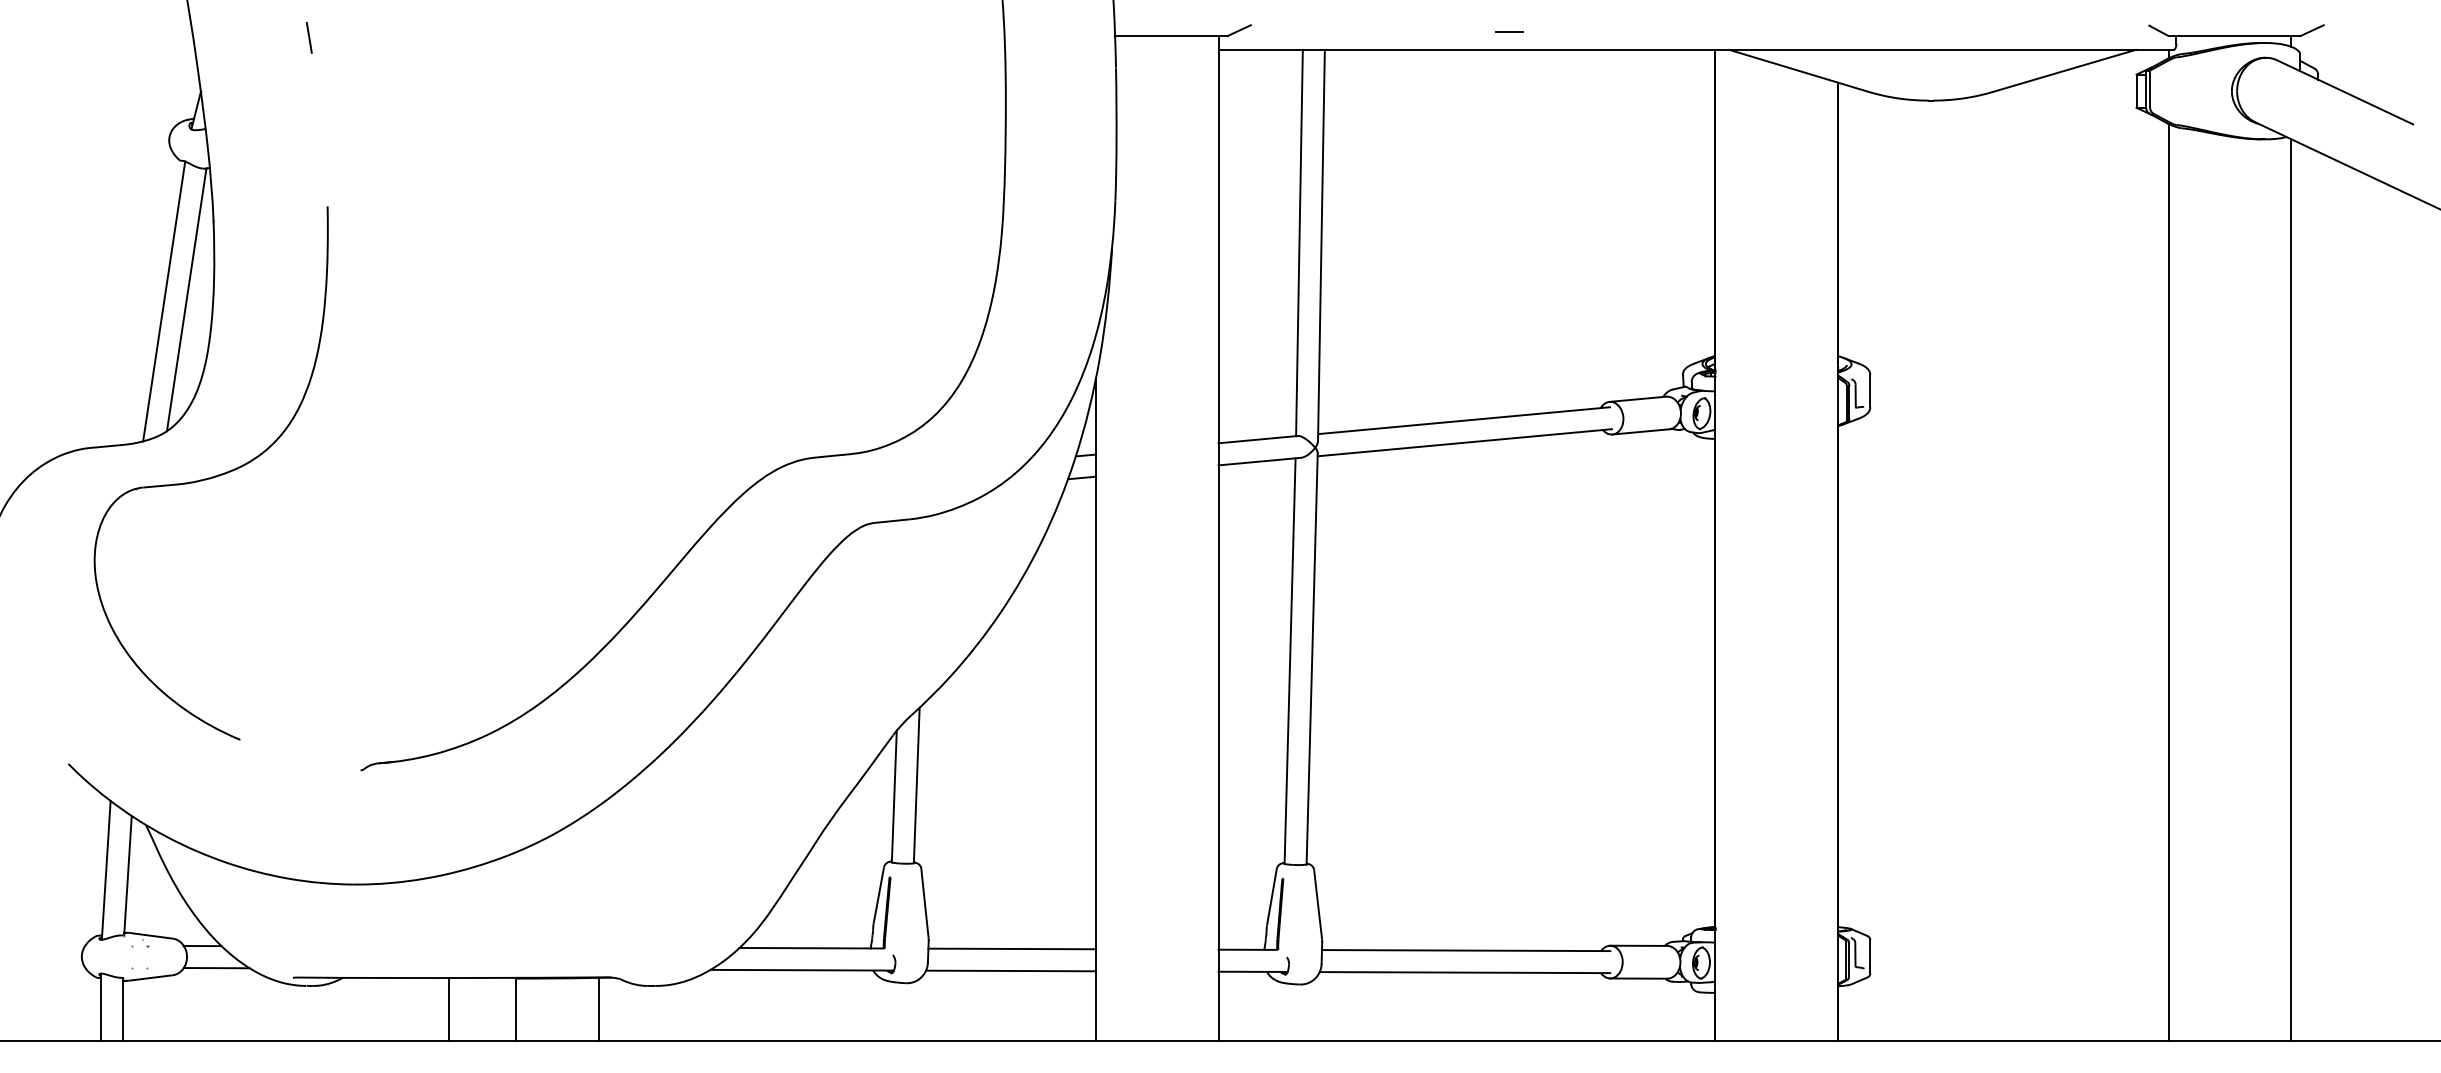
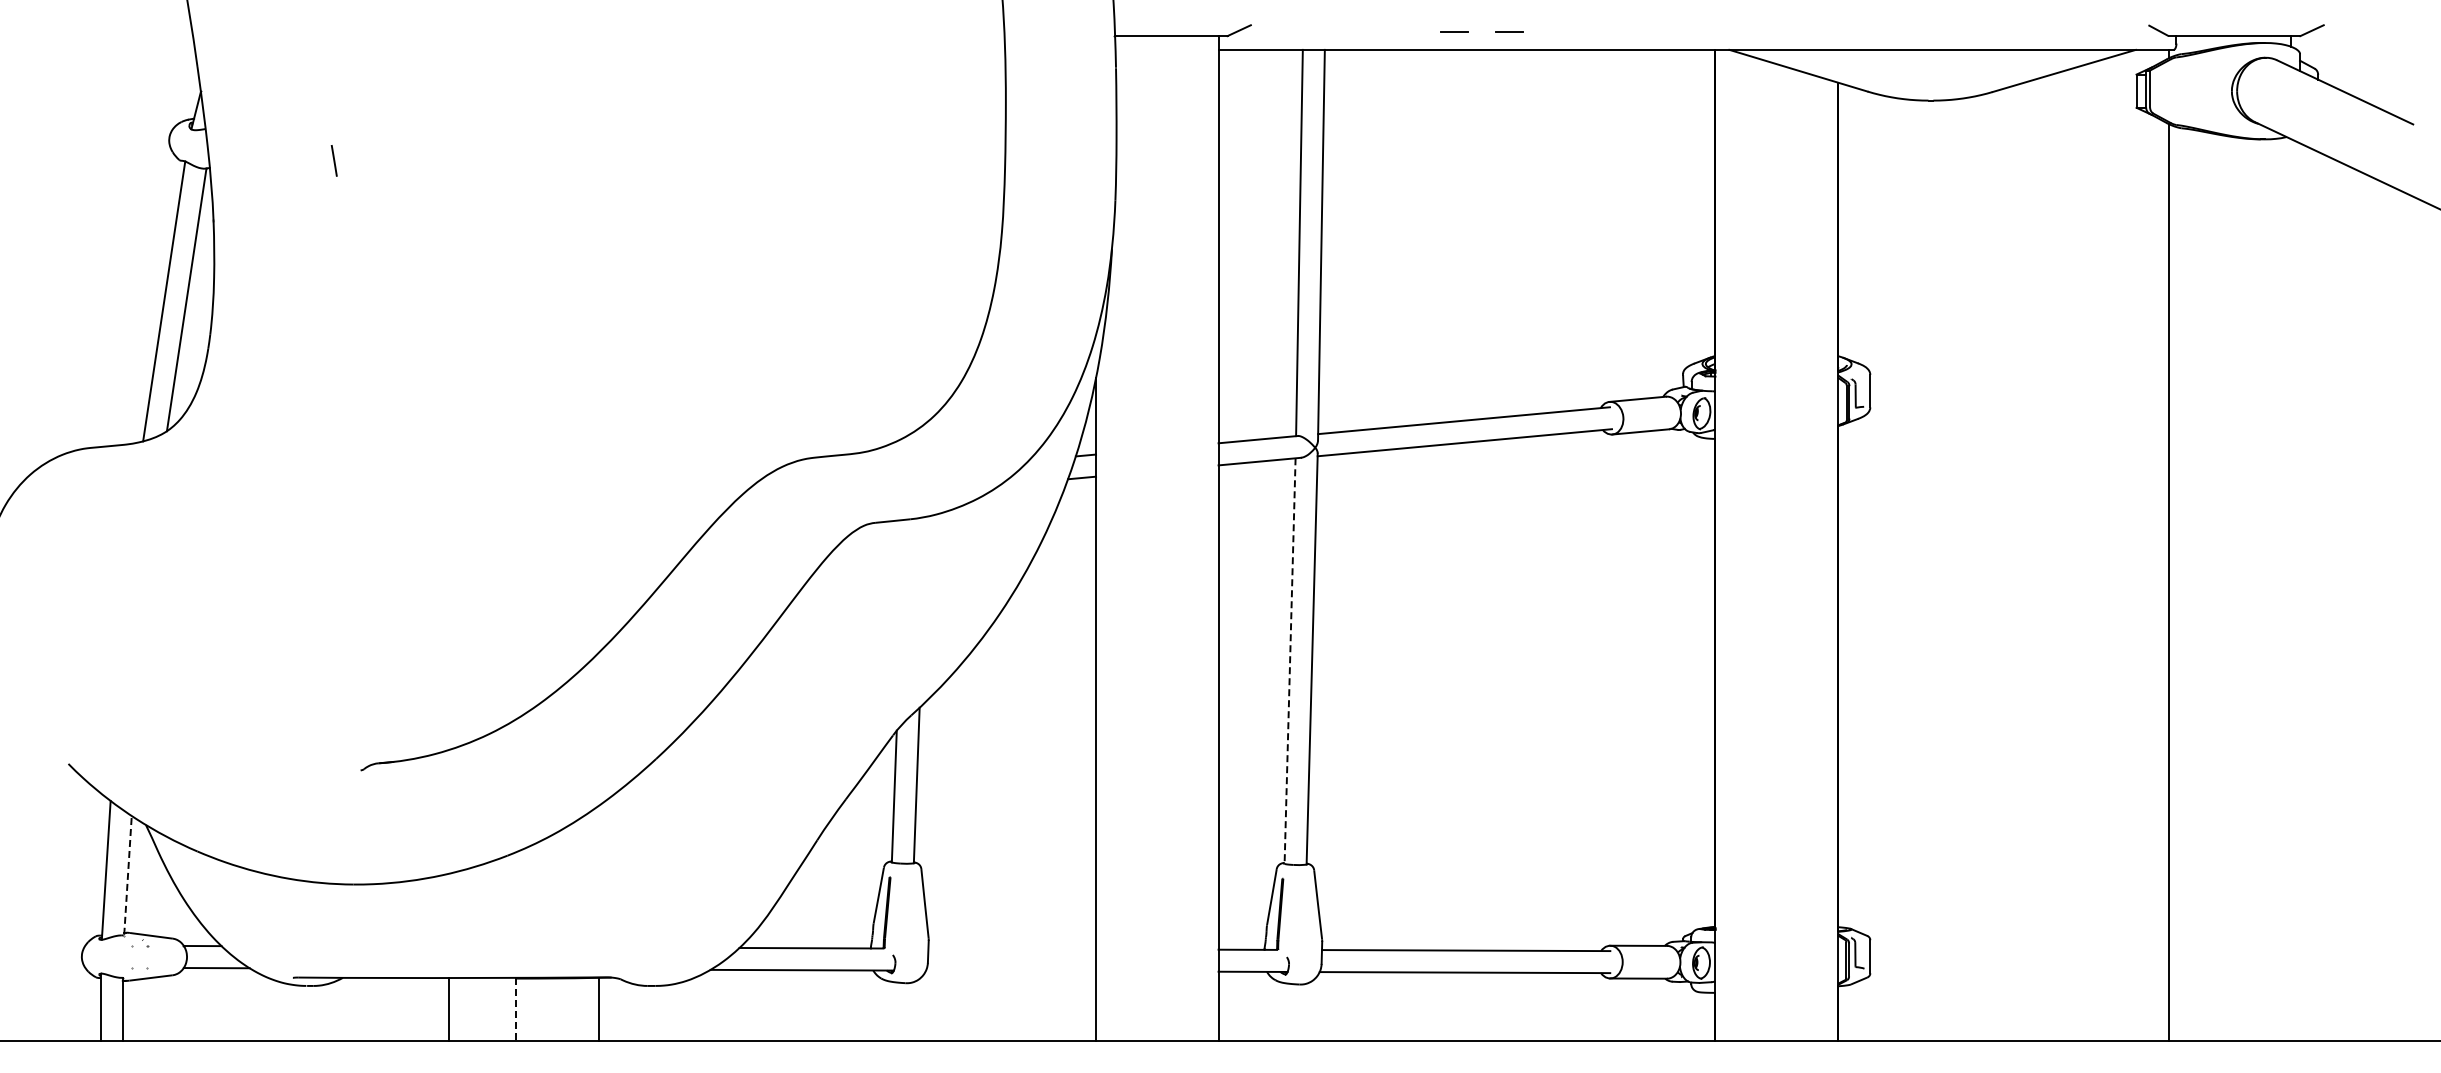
line: none -> present (1454, 31)
line position: (308, 37) -> (333, 160) (333, 160)
part: present -> none (210, 473)
line: present -> none (2291, 589)
line: solid -> dashed (1290, 661)
line: solid -> dashed (128, 875)
line: present -> none (1012, 948)
line: present -> none (1011, 970)
line: solid -> dashed (515, 1009)
